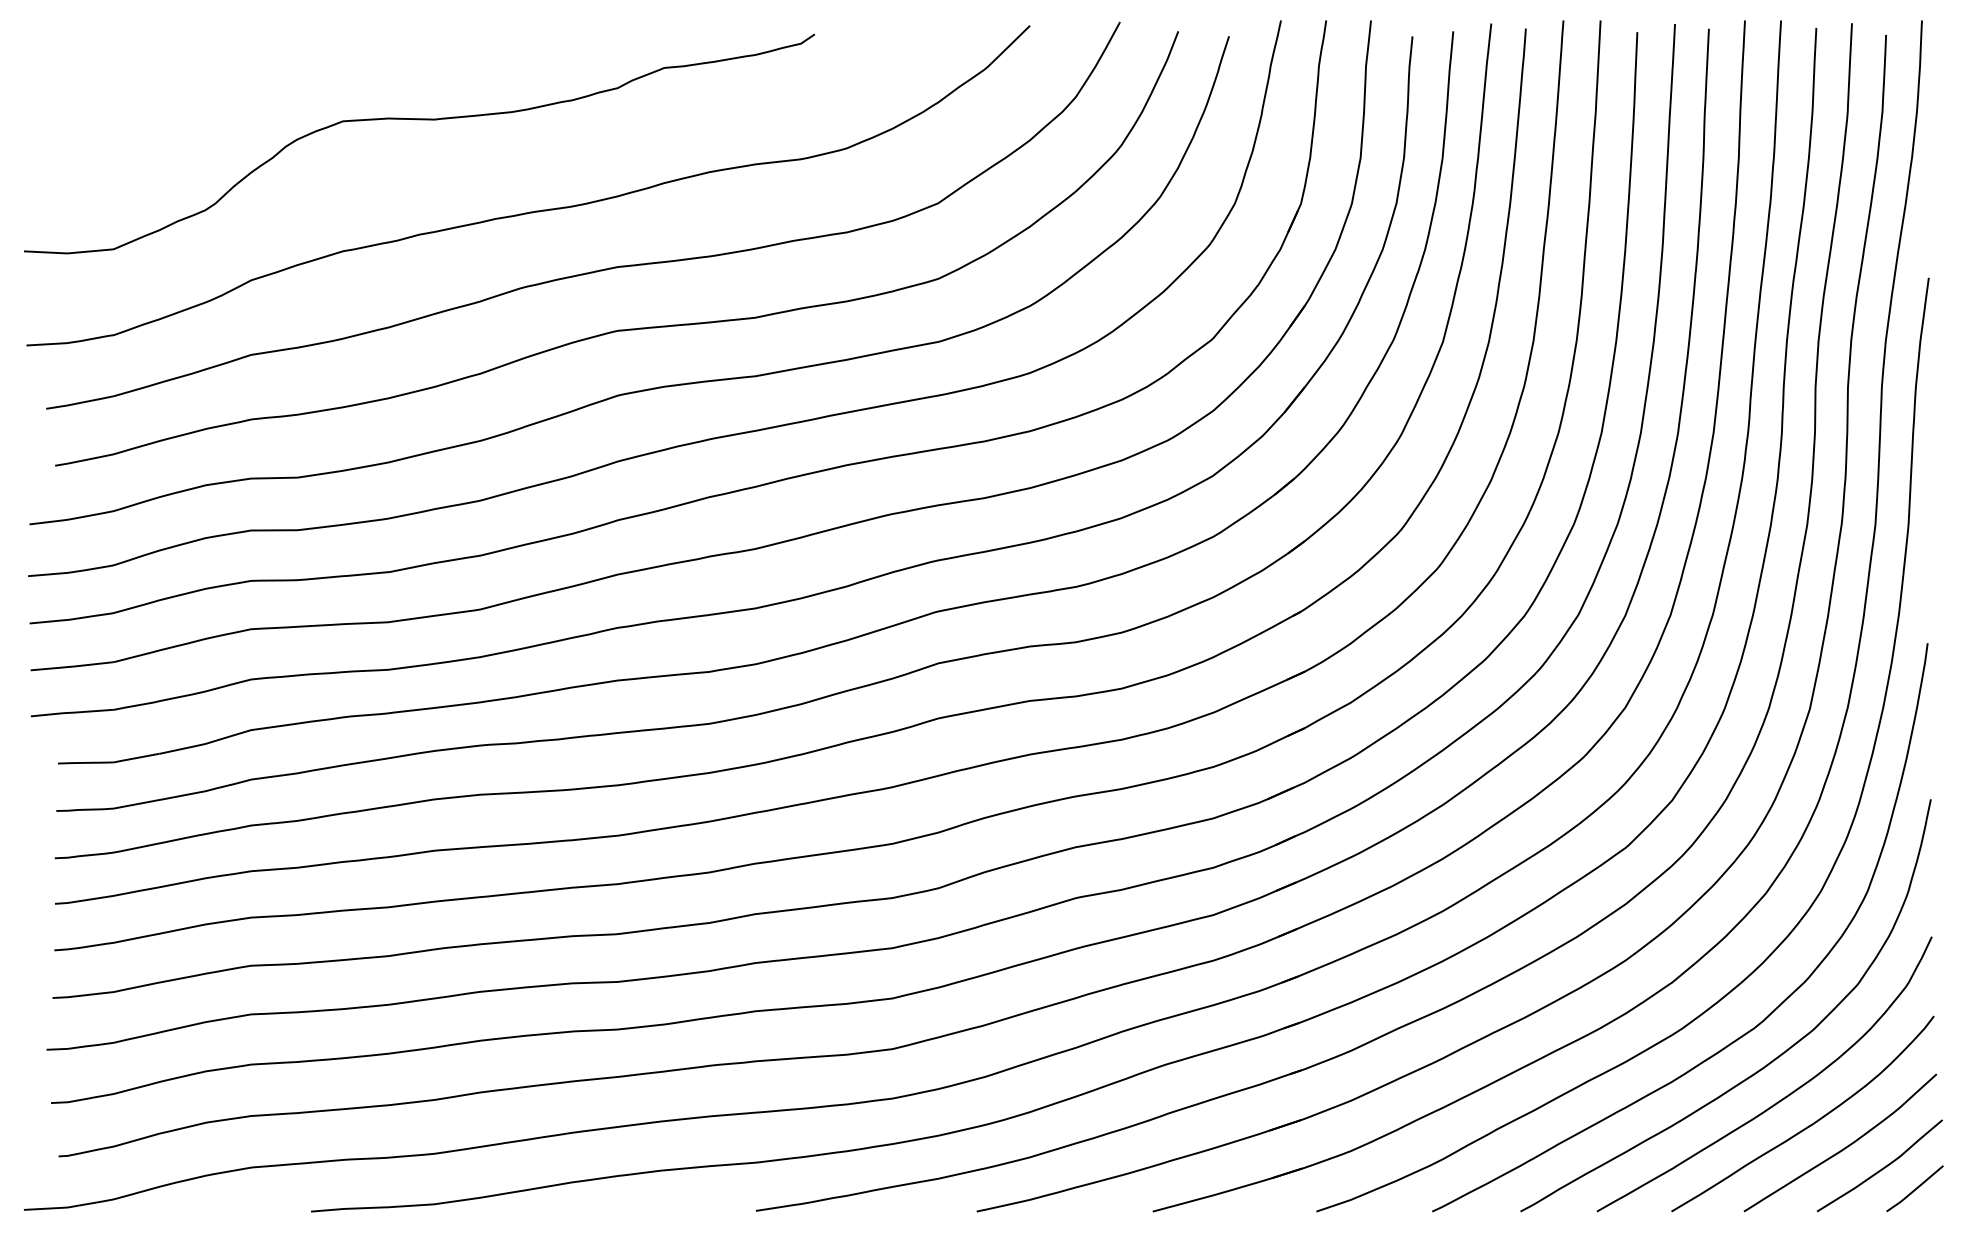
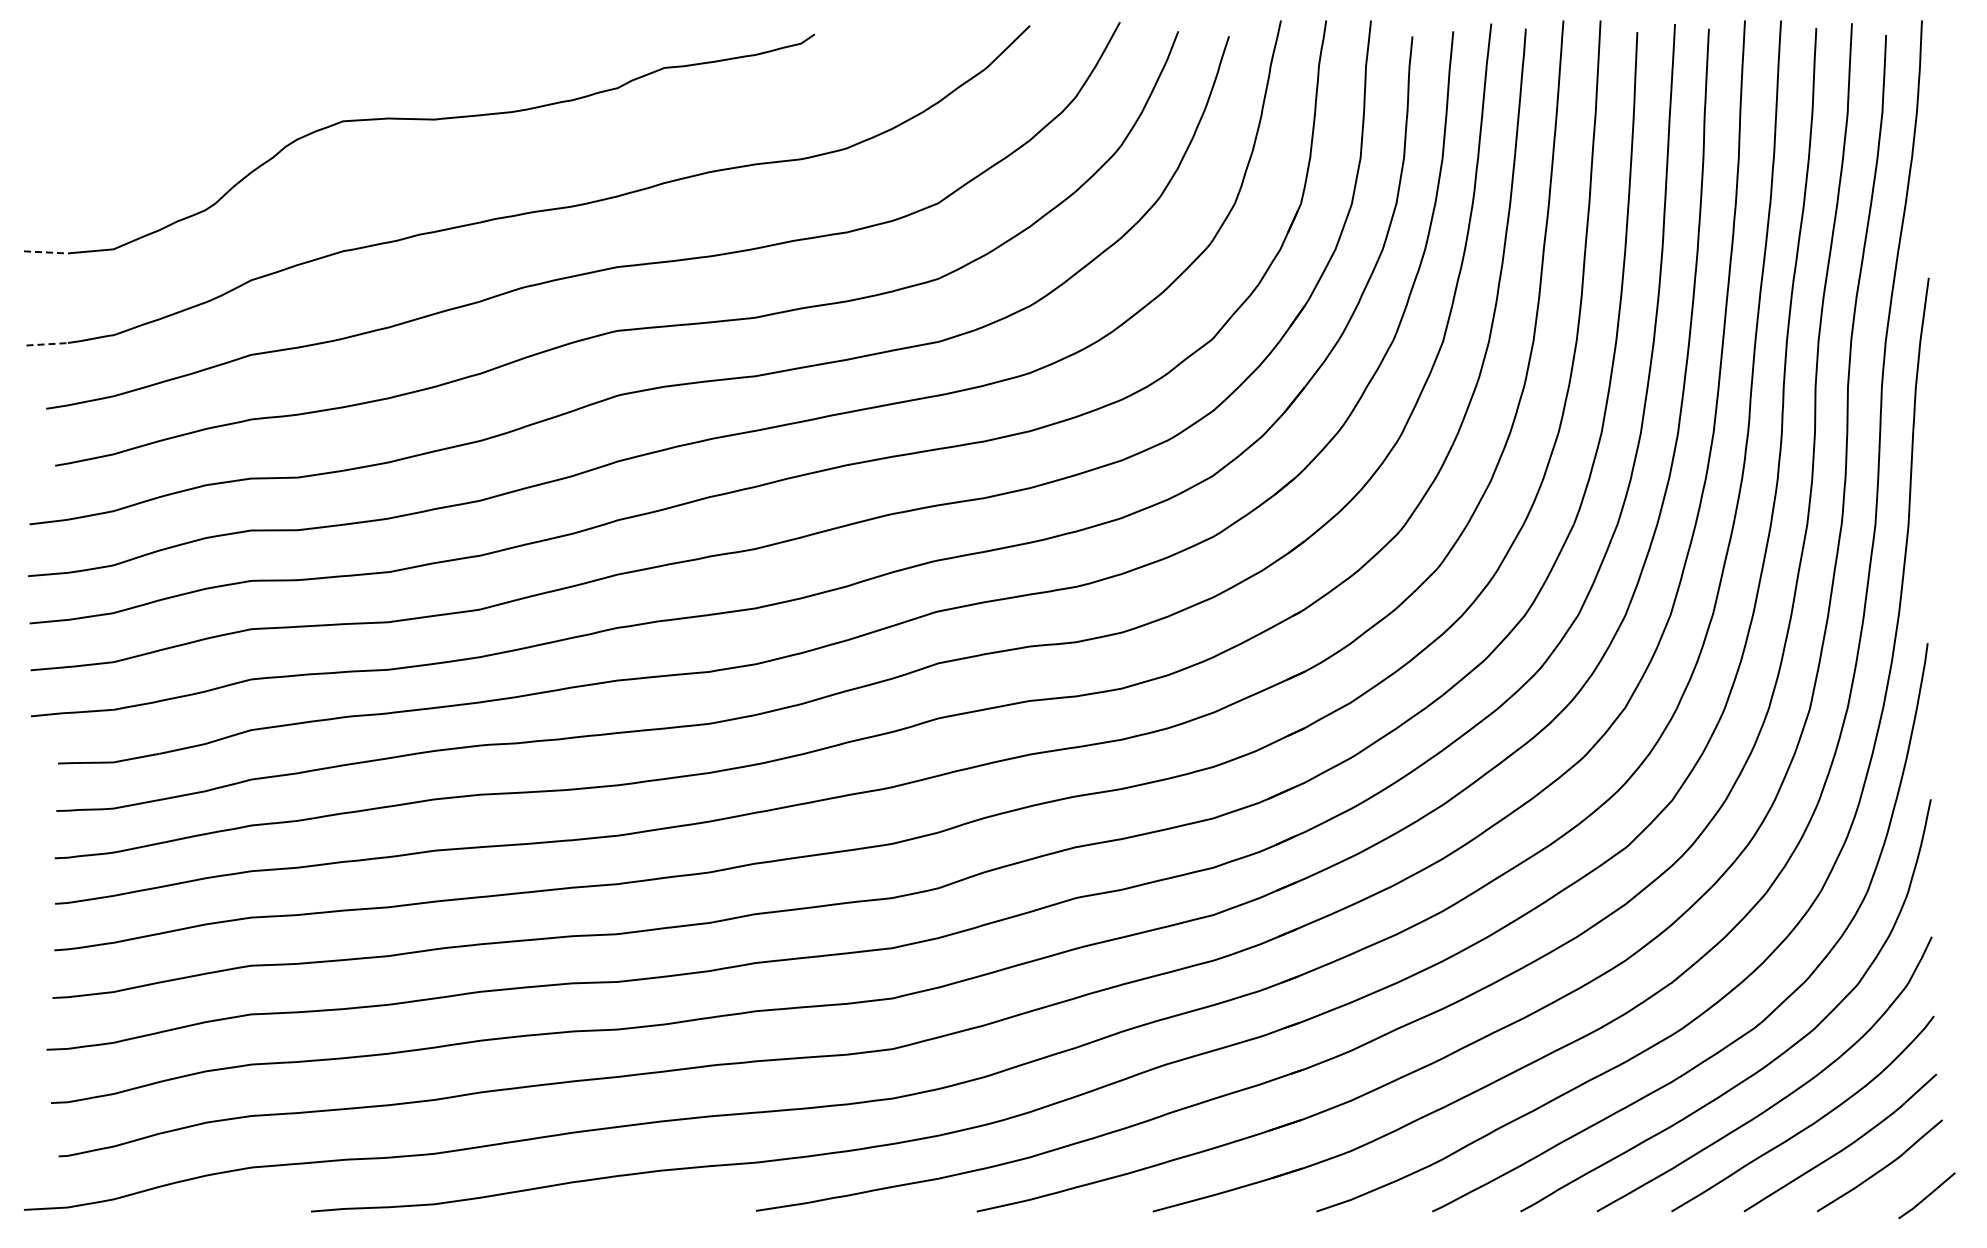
line: solid -> dashed (46, 252)
line: solid -> dashed (48, 344)
line position: (1915, 1188) -> (1927, 1195) (1927, 1195)
